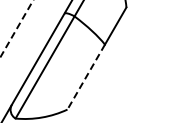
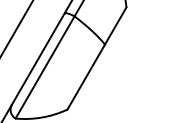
line: dashed -> solid (16, 28)
line: dashed -> solid (86, 77)
